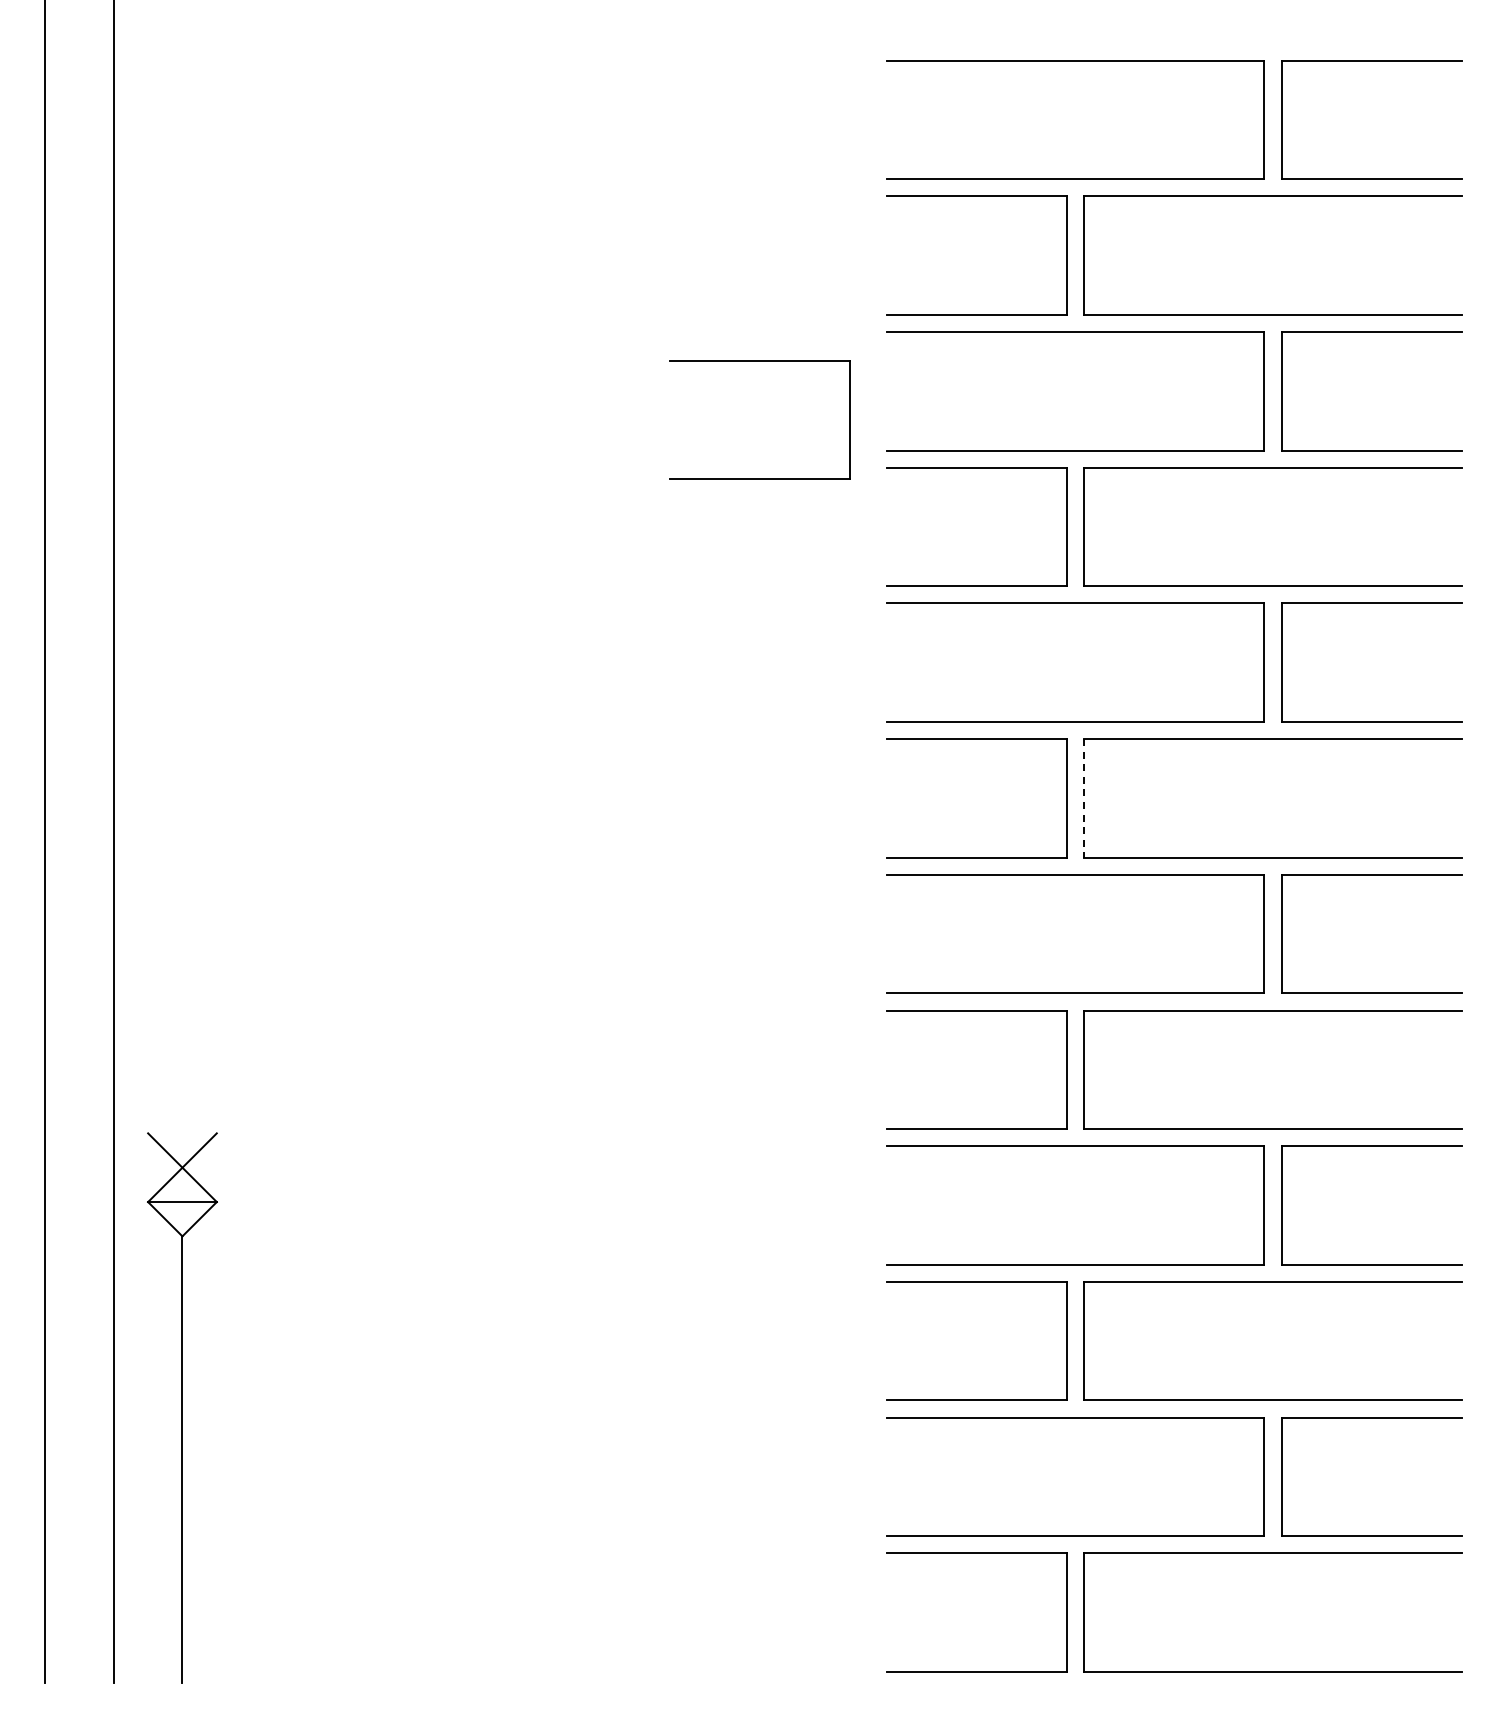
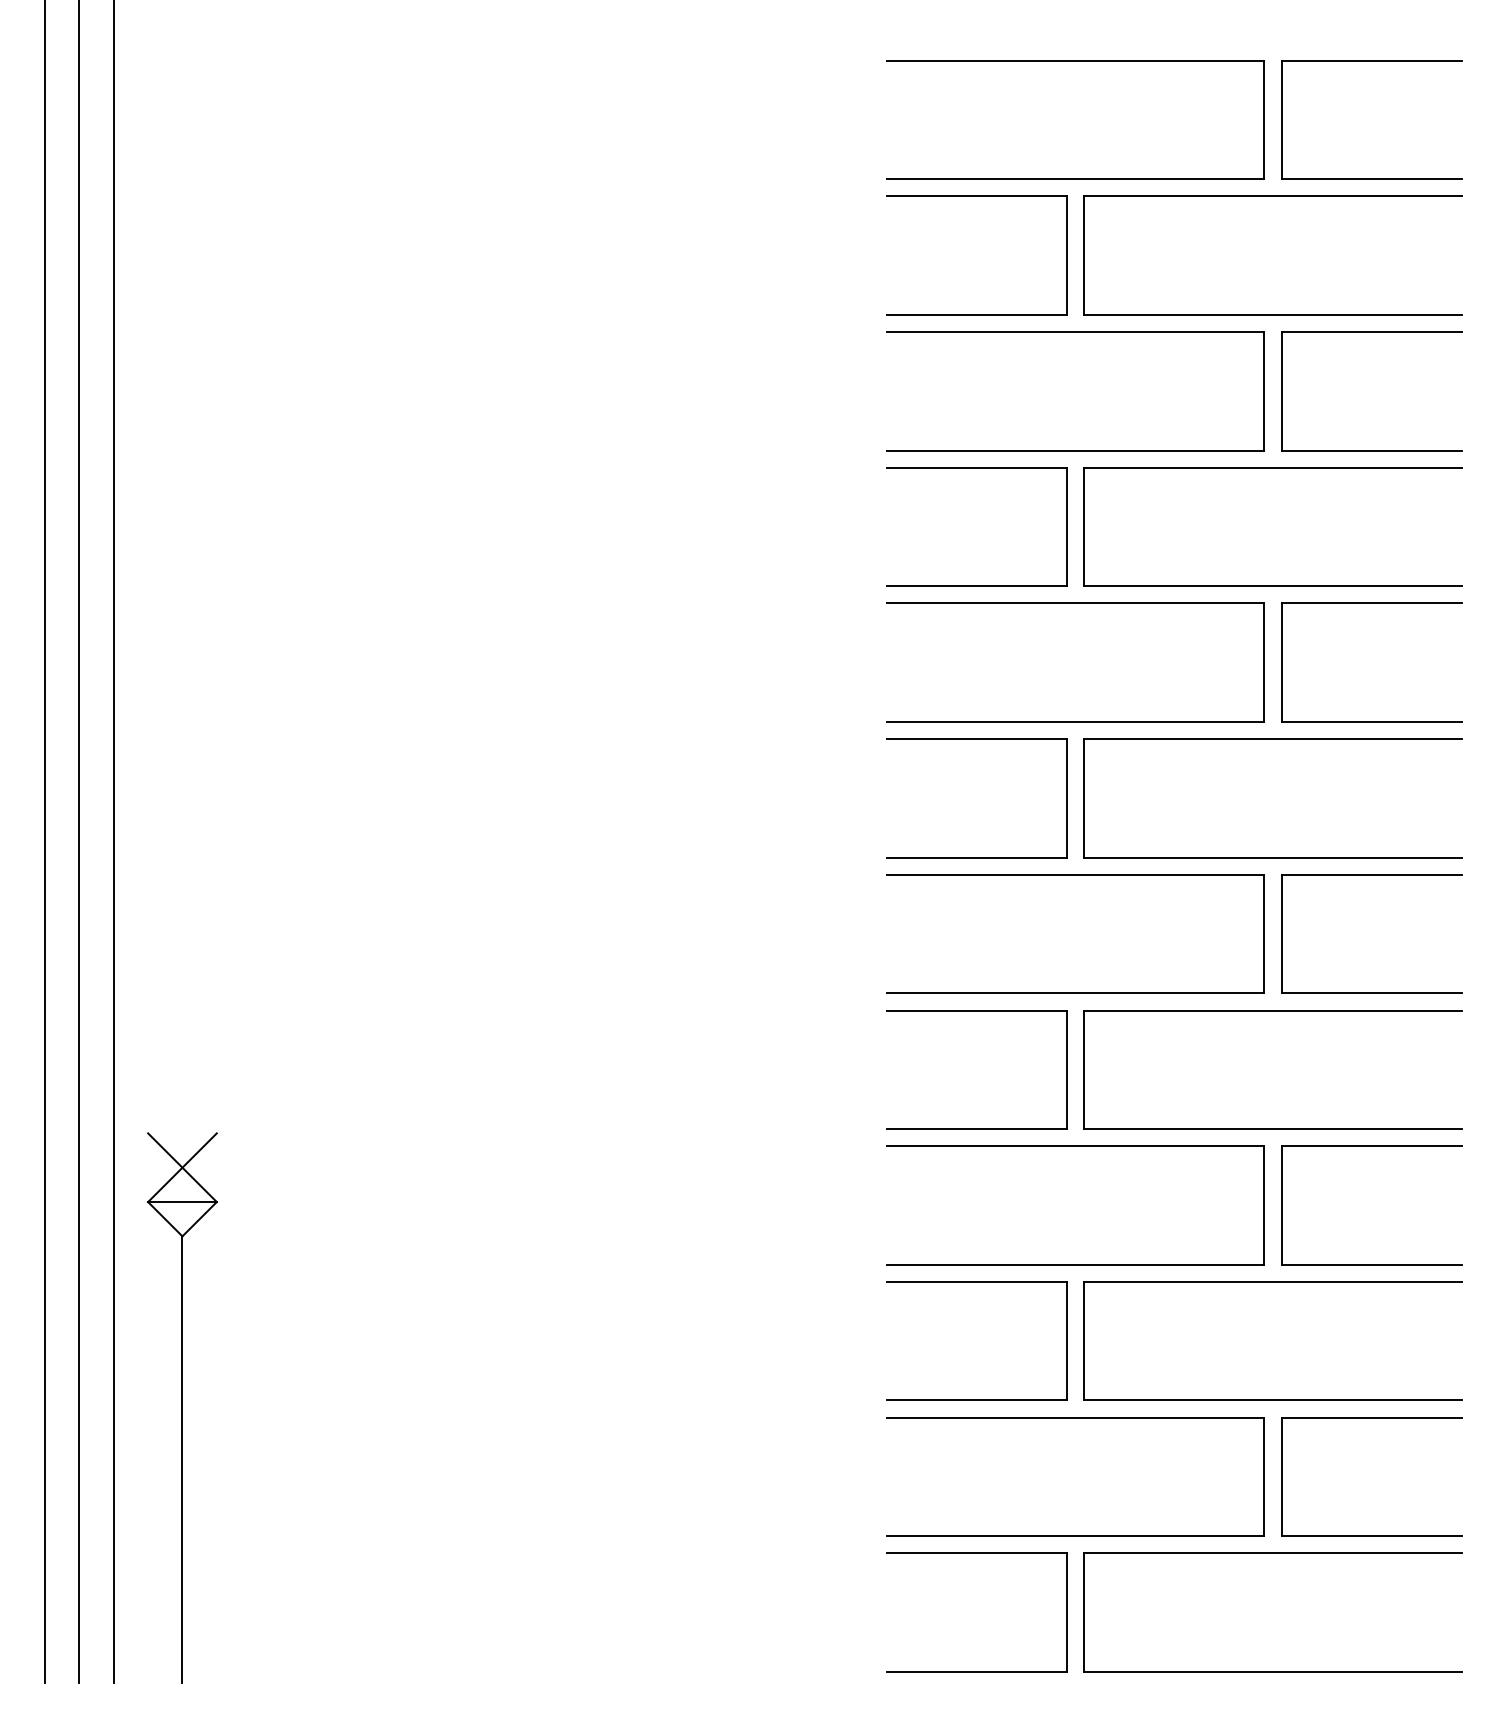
part: present -> none (759, 361)
line: dashed -> solid (1084, 798)
line: none -> present (79, 842)
